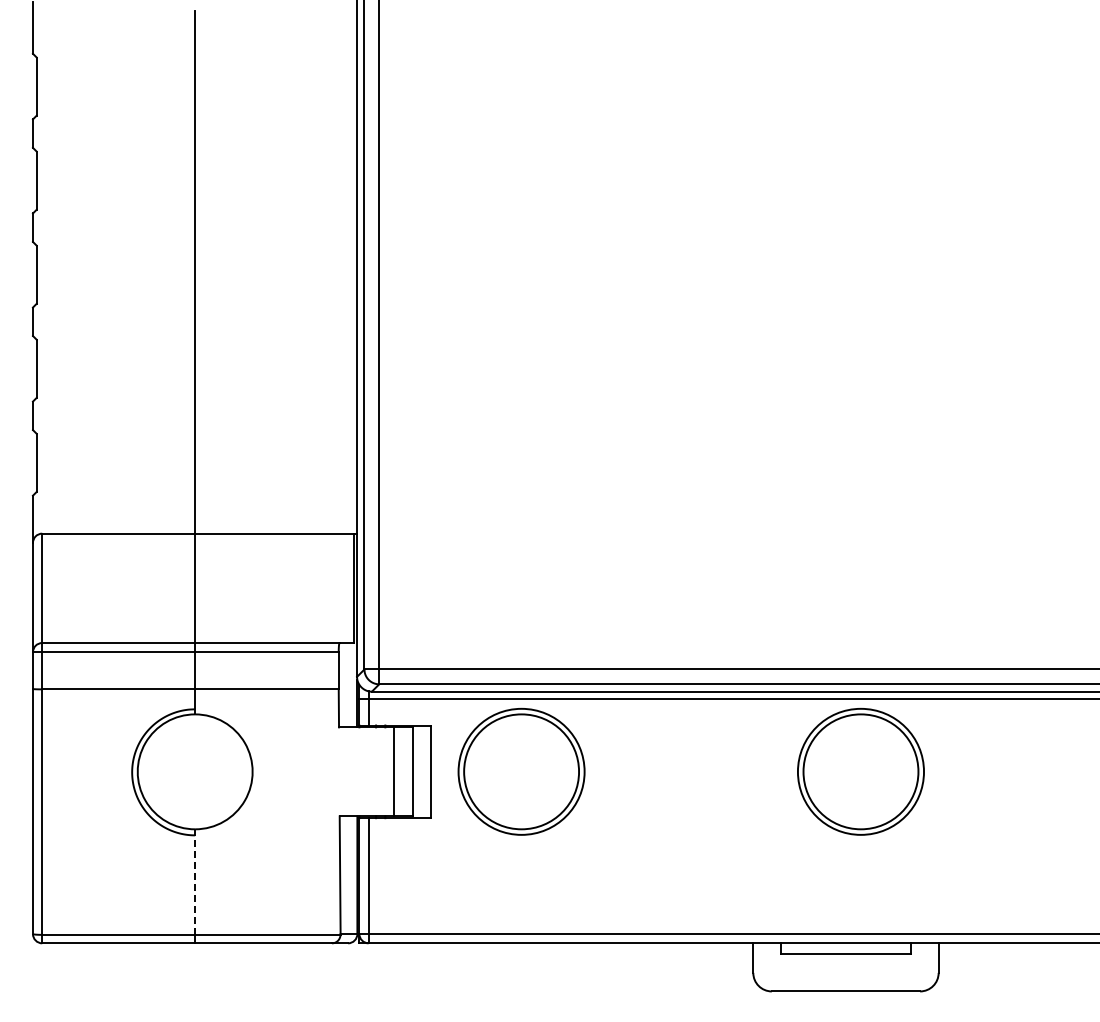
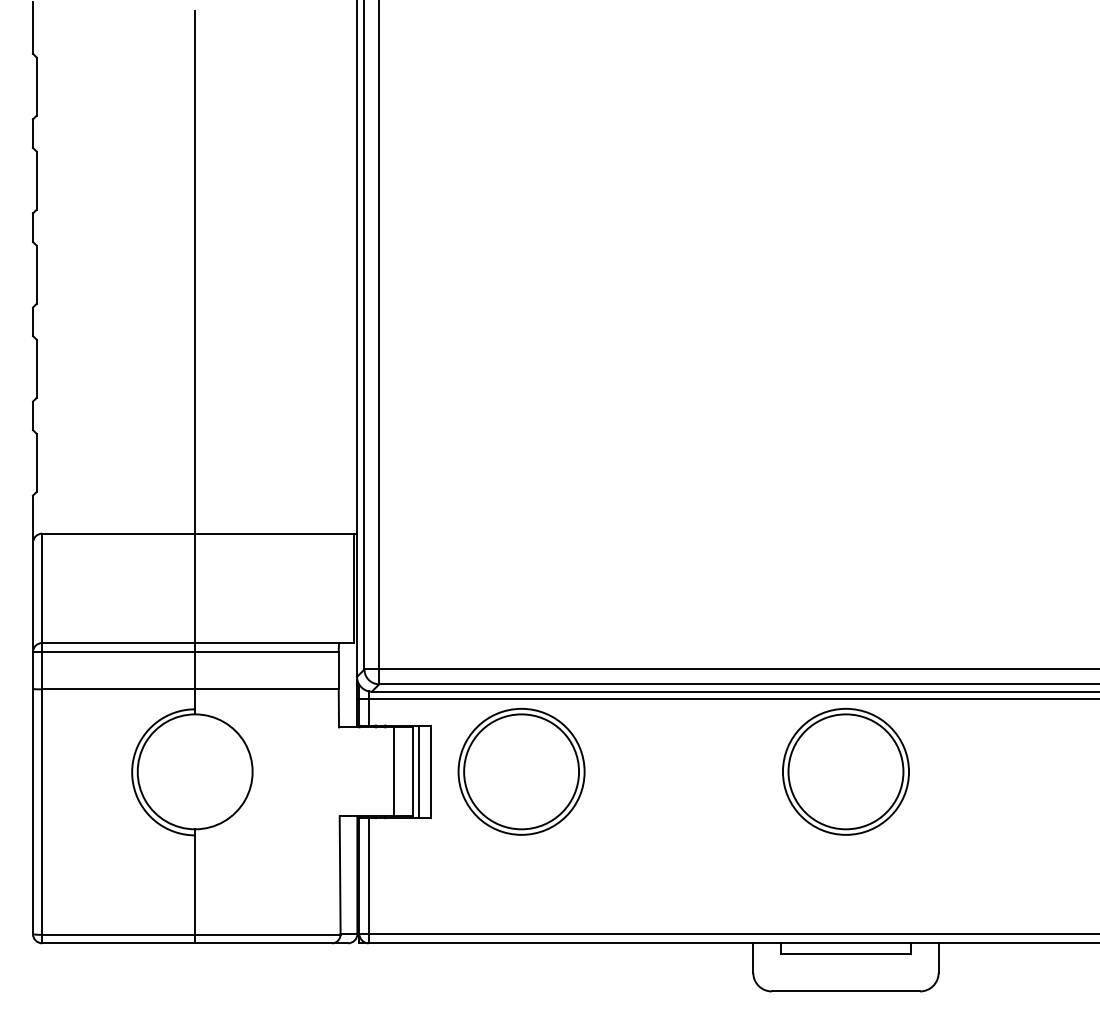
line: none -> present (418, 771)
part position: (860, 771) -> (845, 771) (845, 771)
line: dashed -> solid (195, 882)
